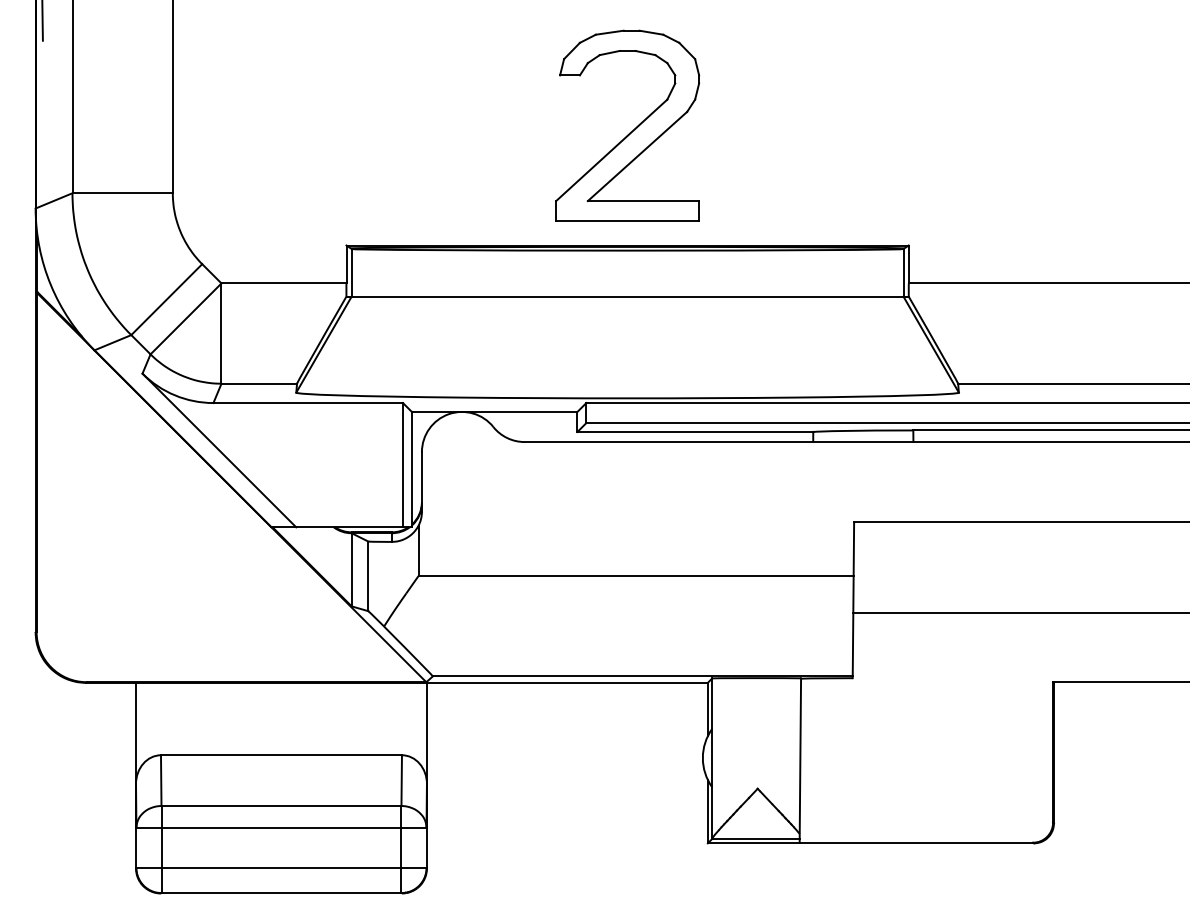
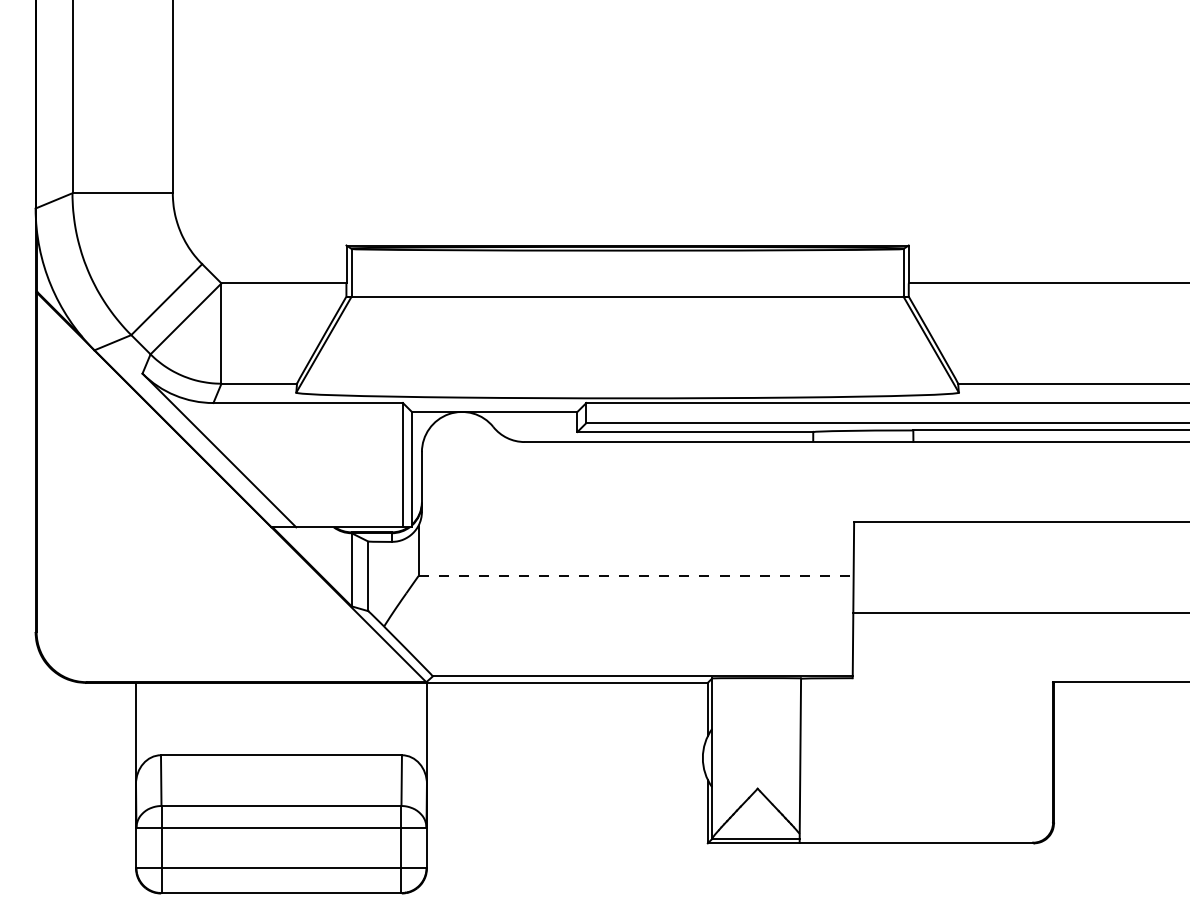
line: present -> none (42, 21)
part: present -> none (630, 131)
line: solid -> dashed (636, 576)
